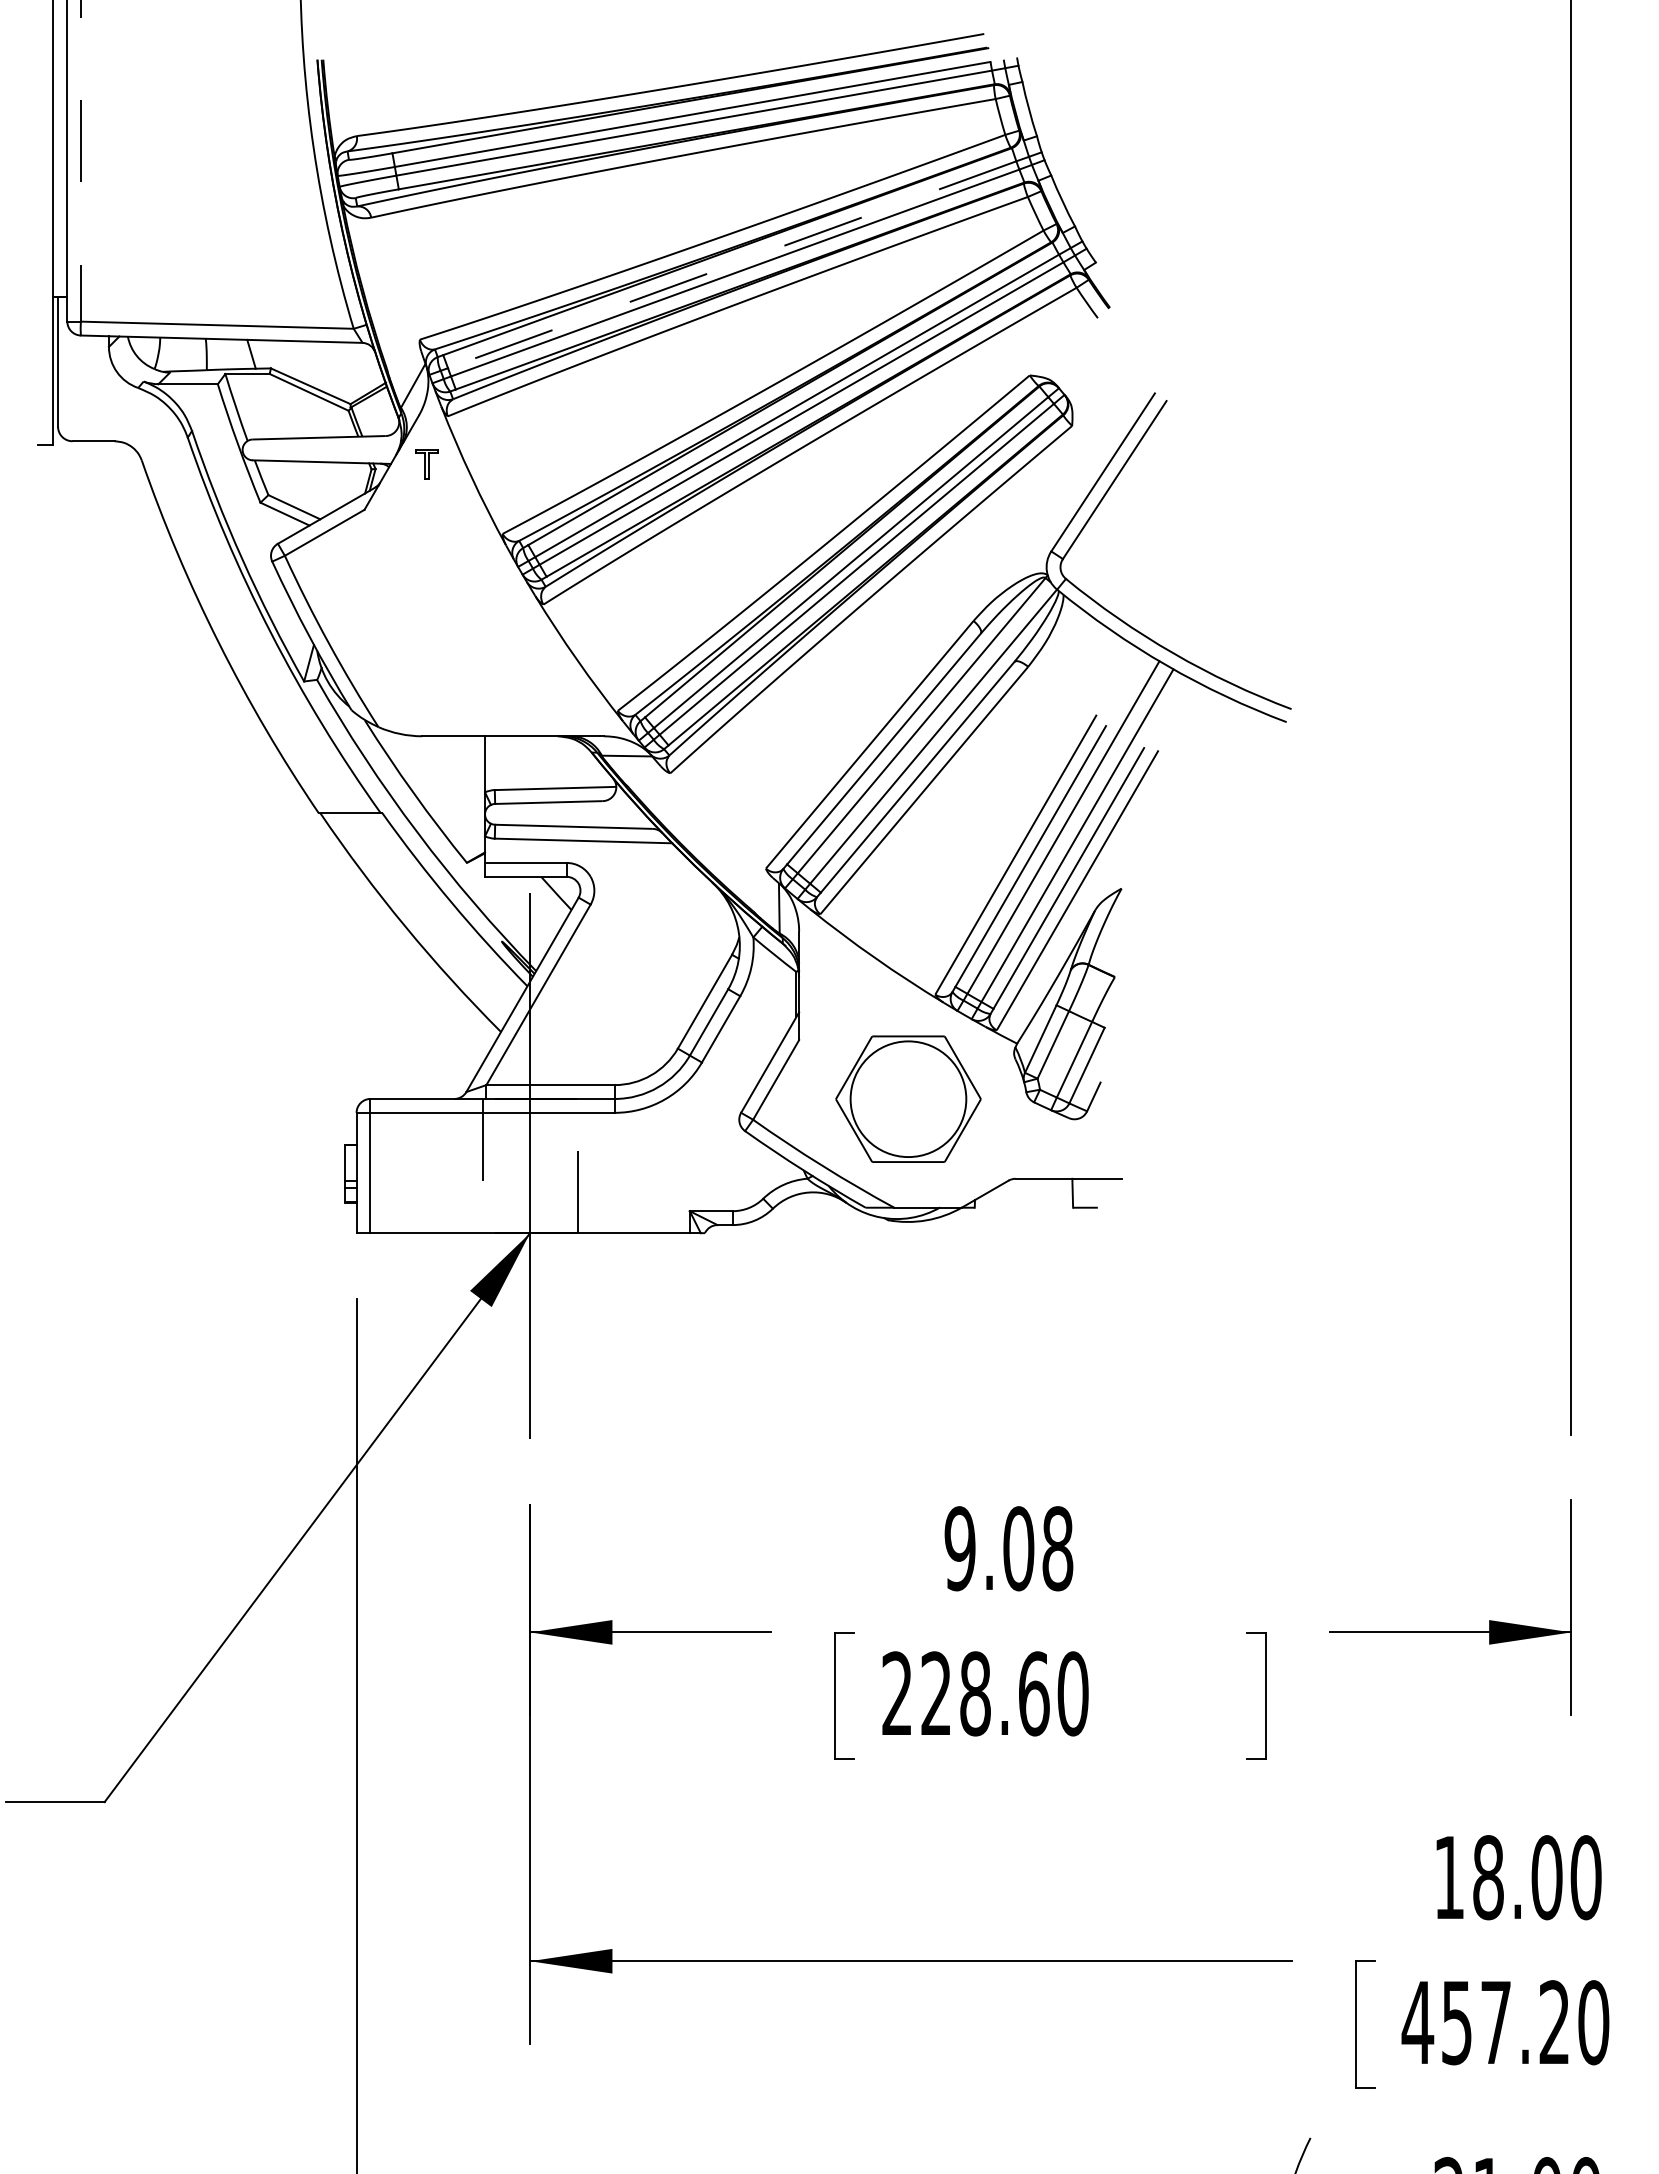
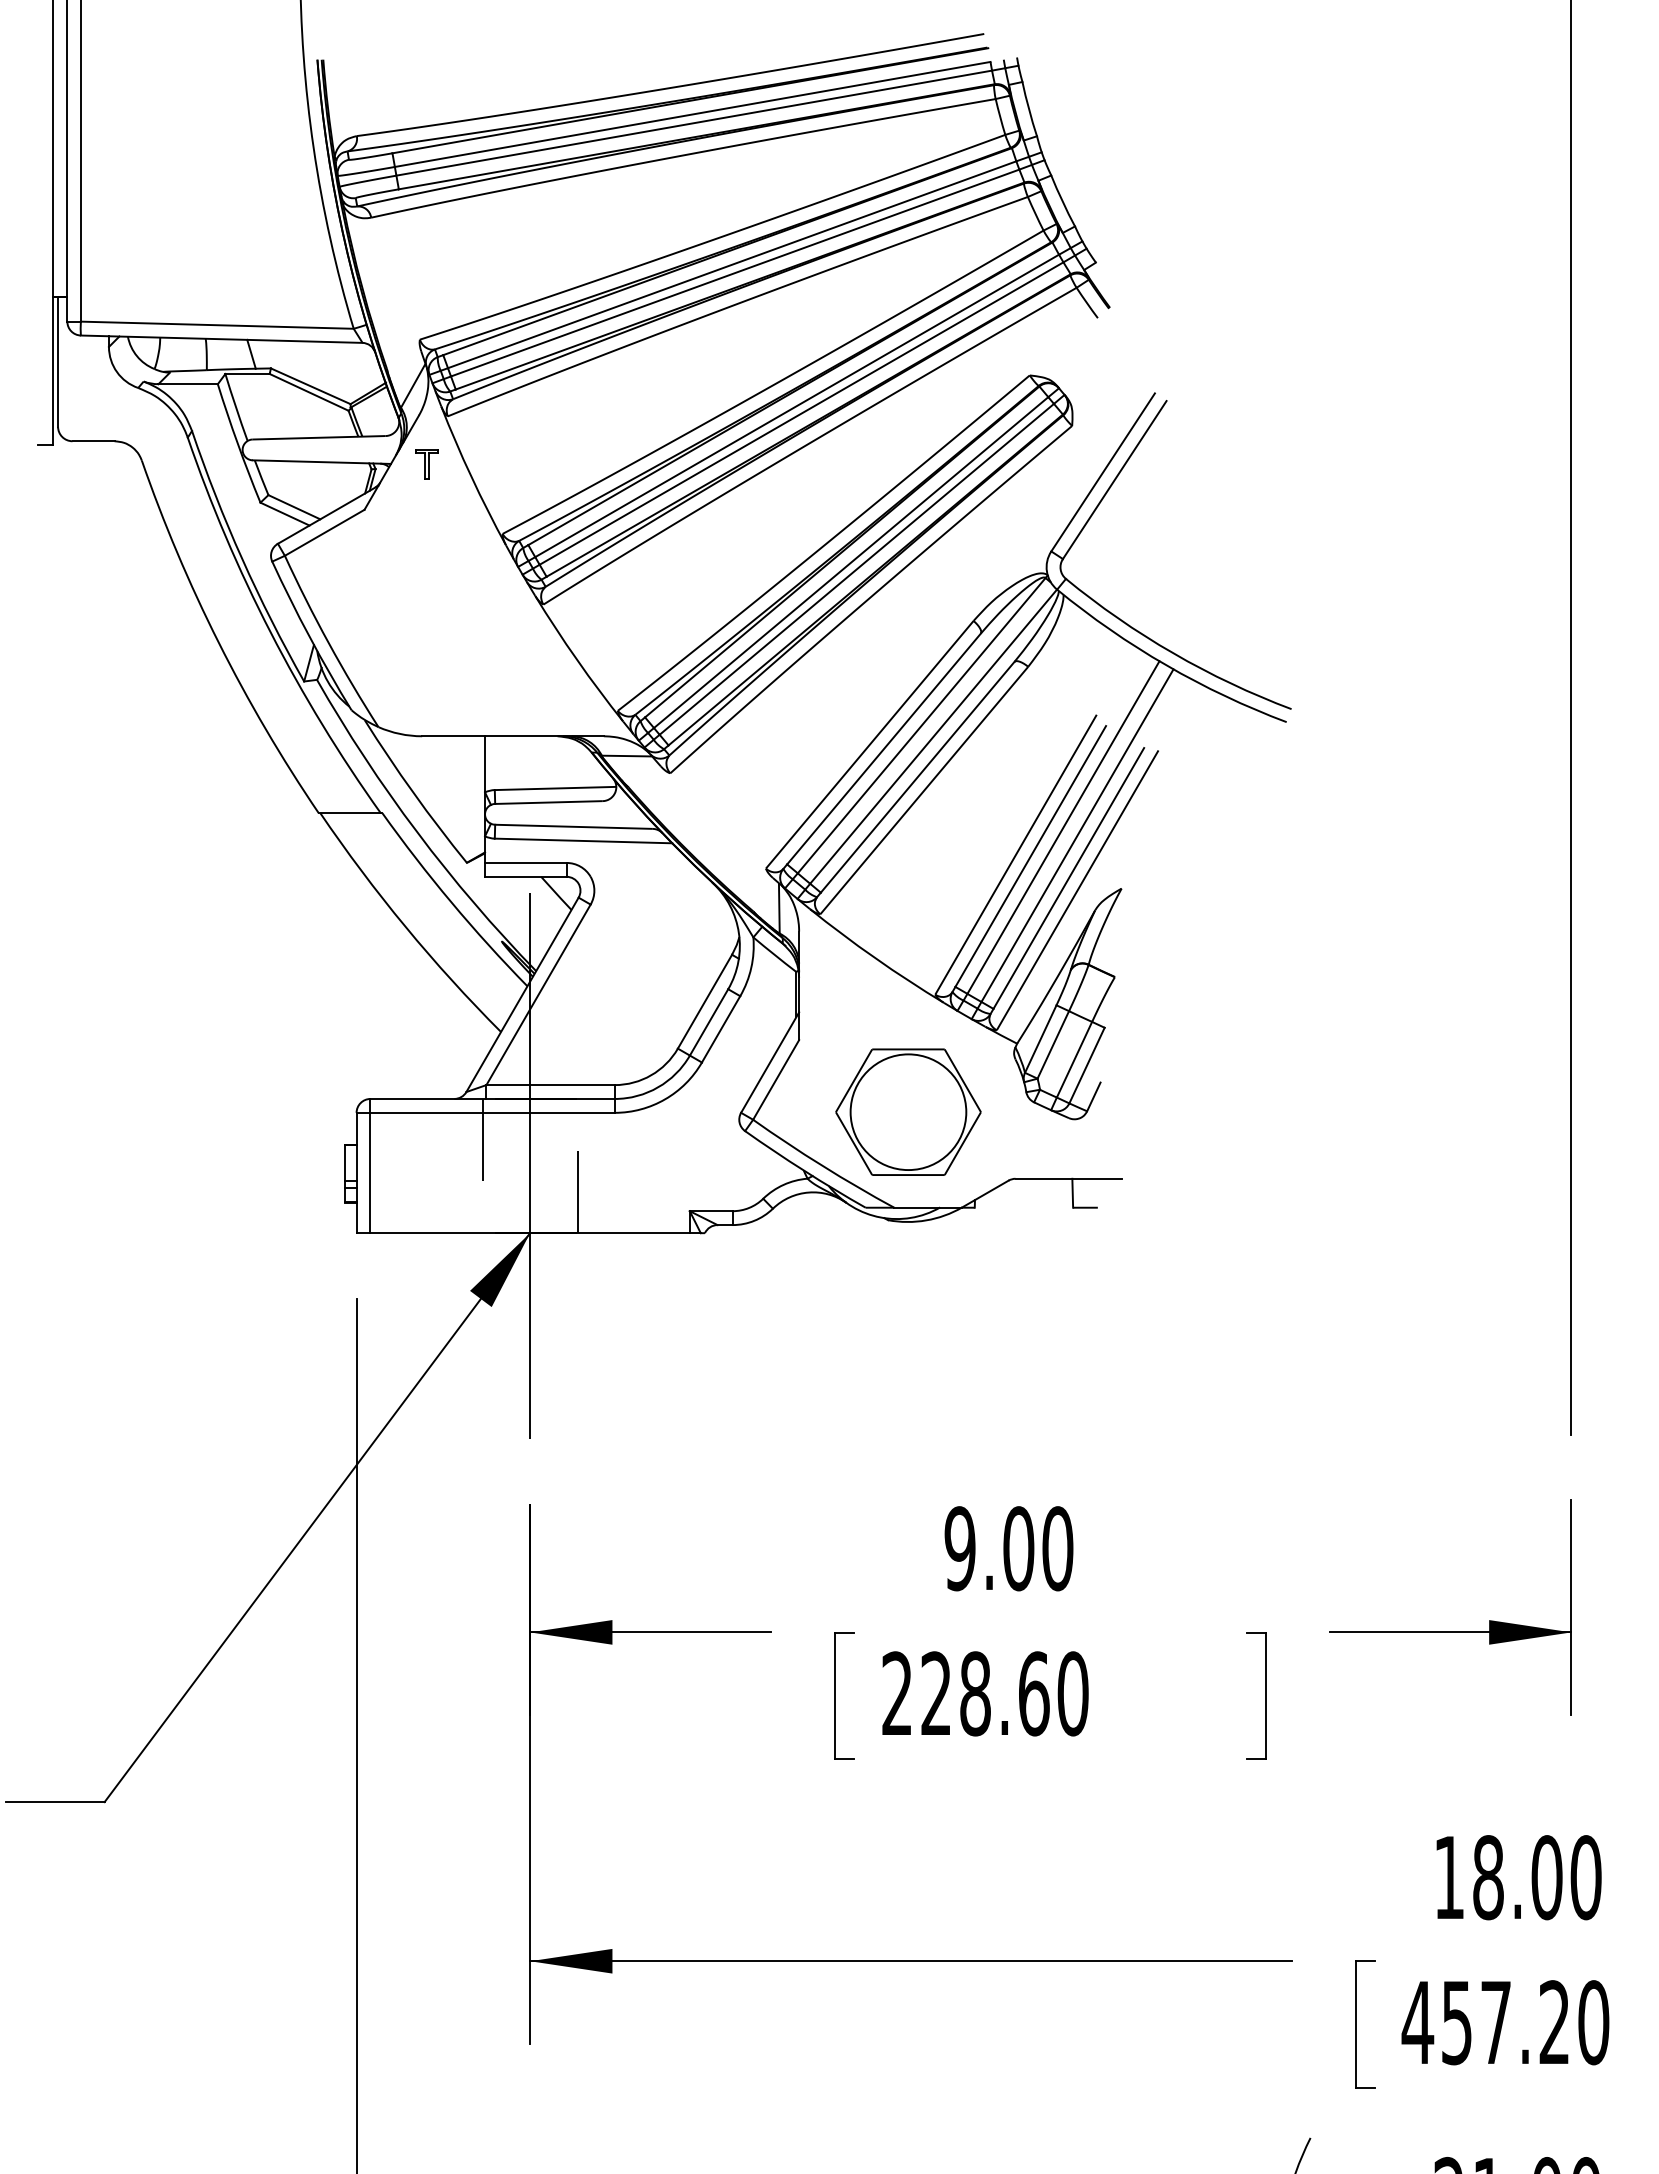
line: dashed -> solid (80, 161)
line: dashed -> solid (731, 264)
part position: (908, 1098) -> (908, 1111) (908, 1111)
text: 9.08 -> 9.00 (1057, 1548)
